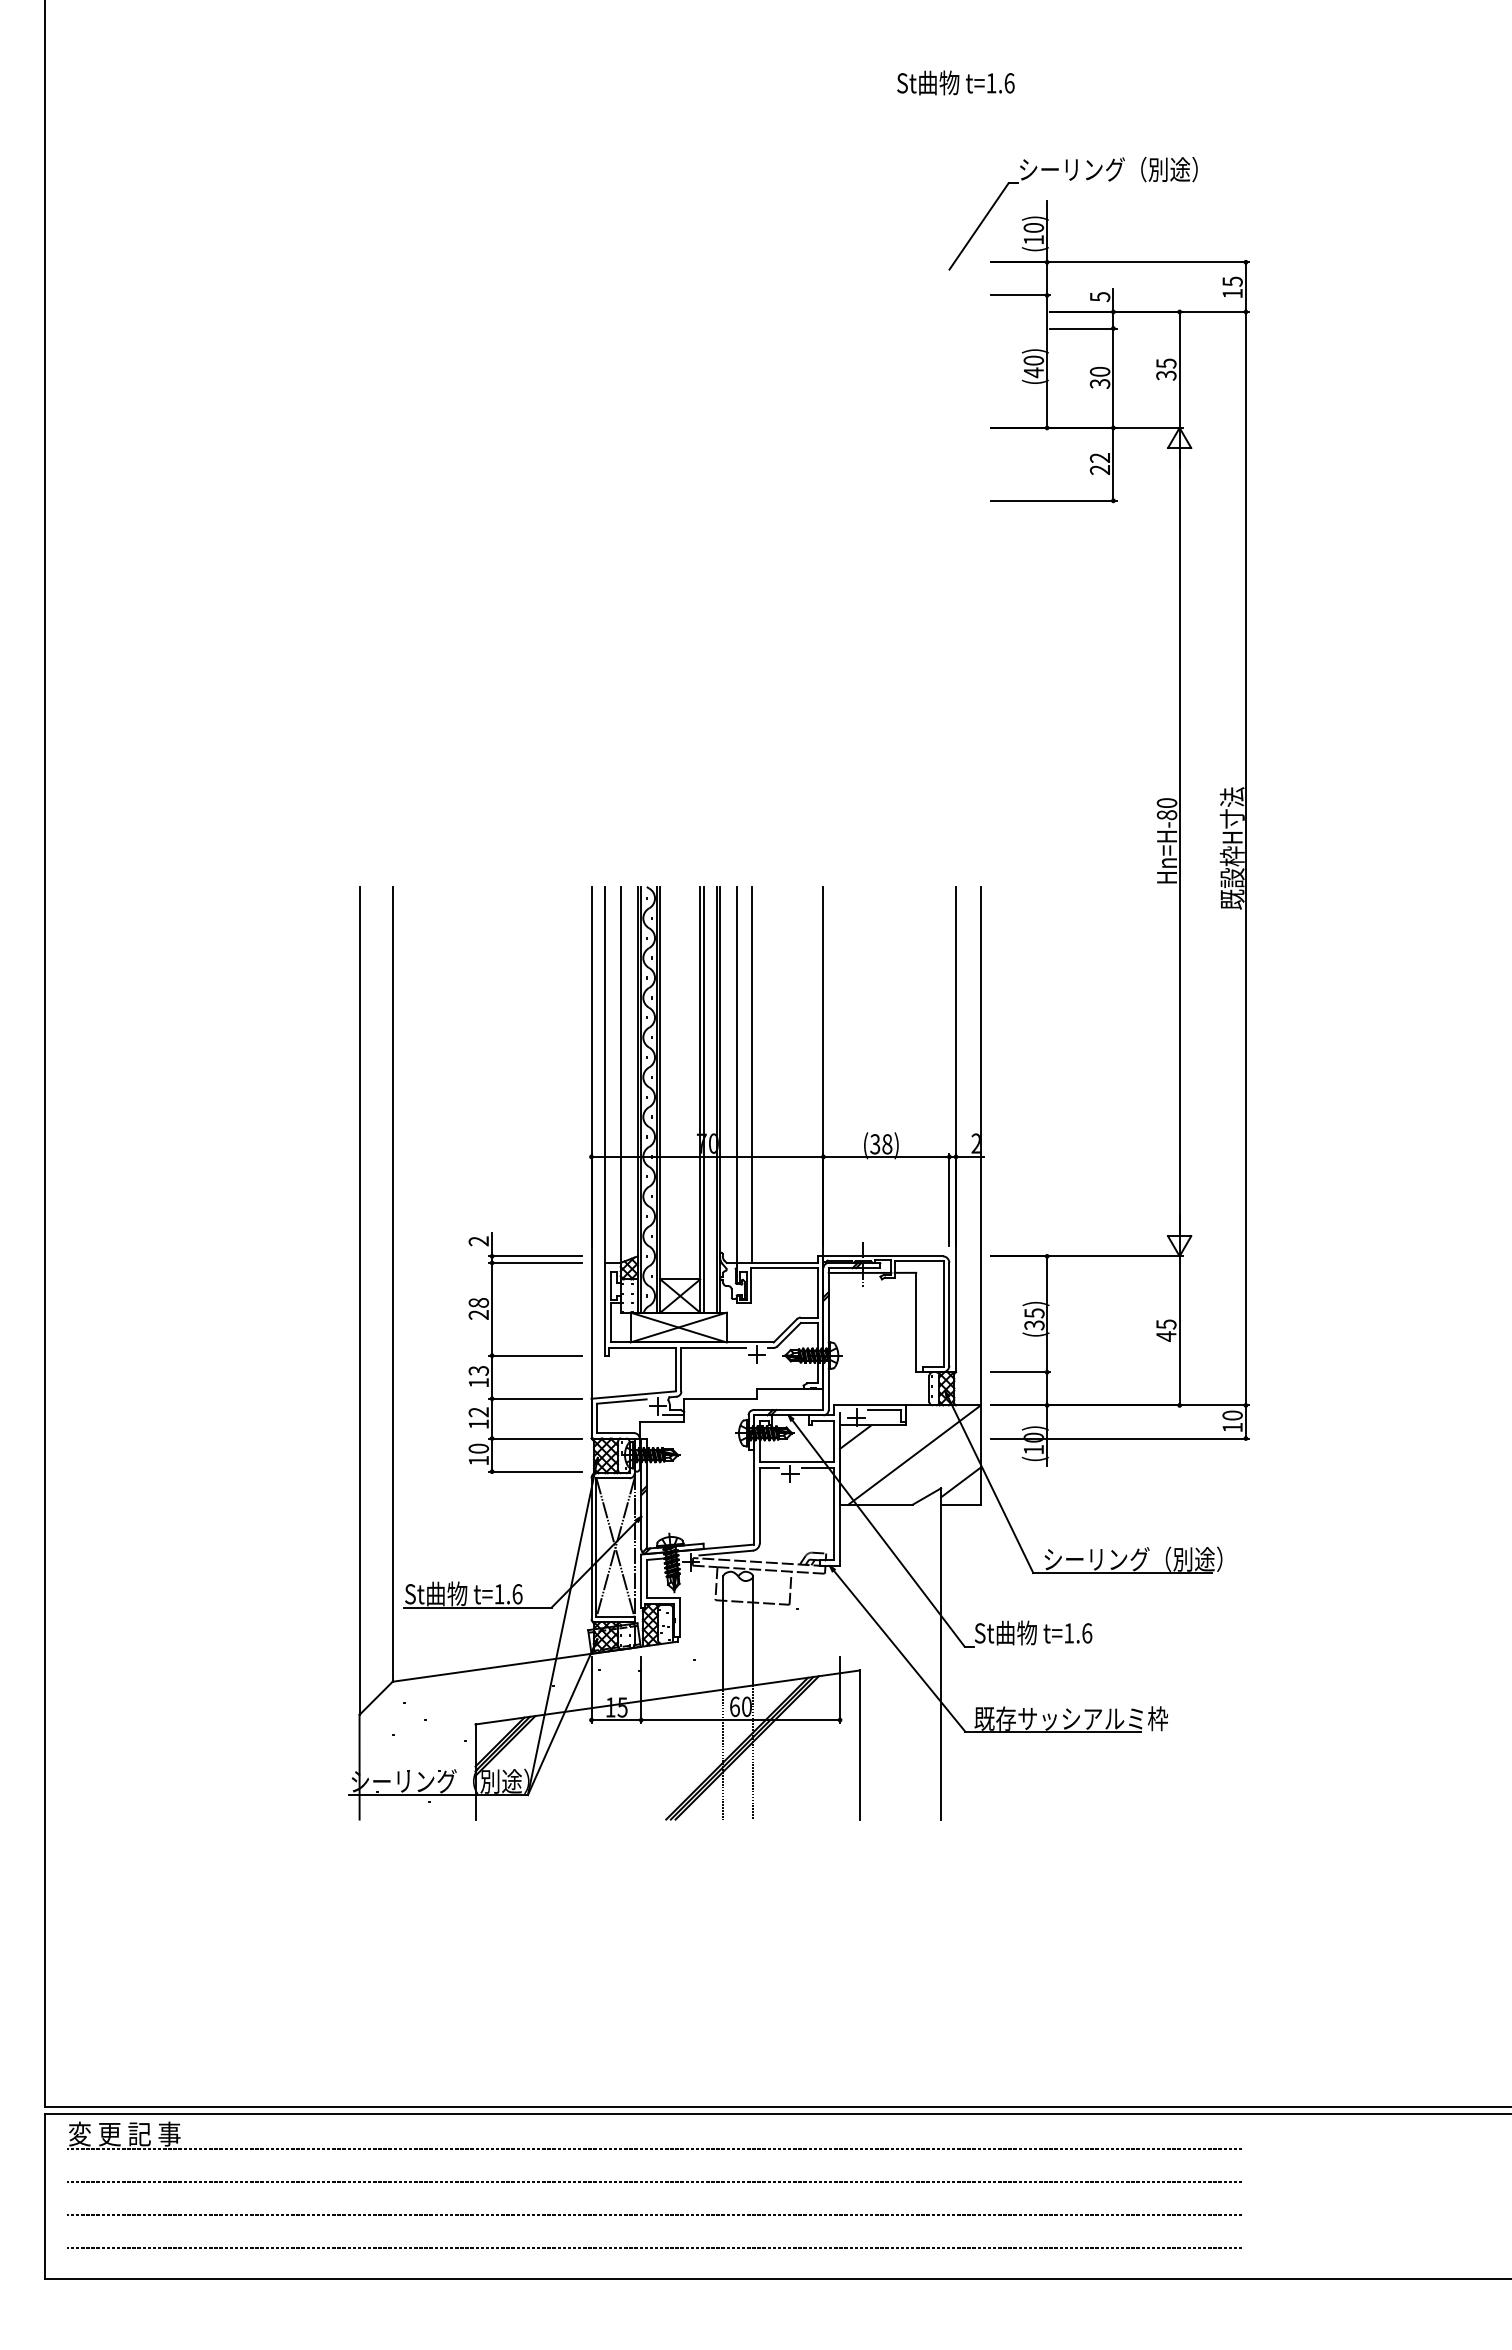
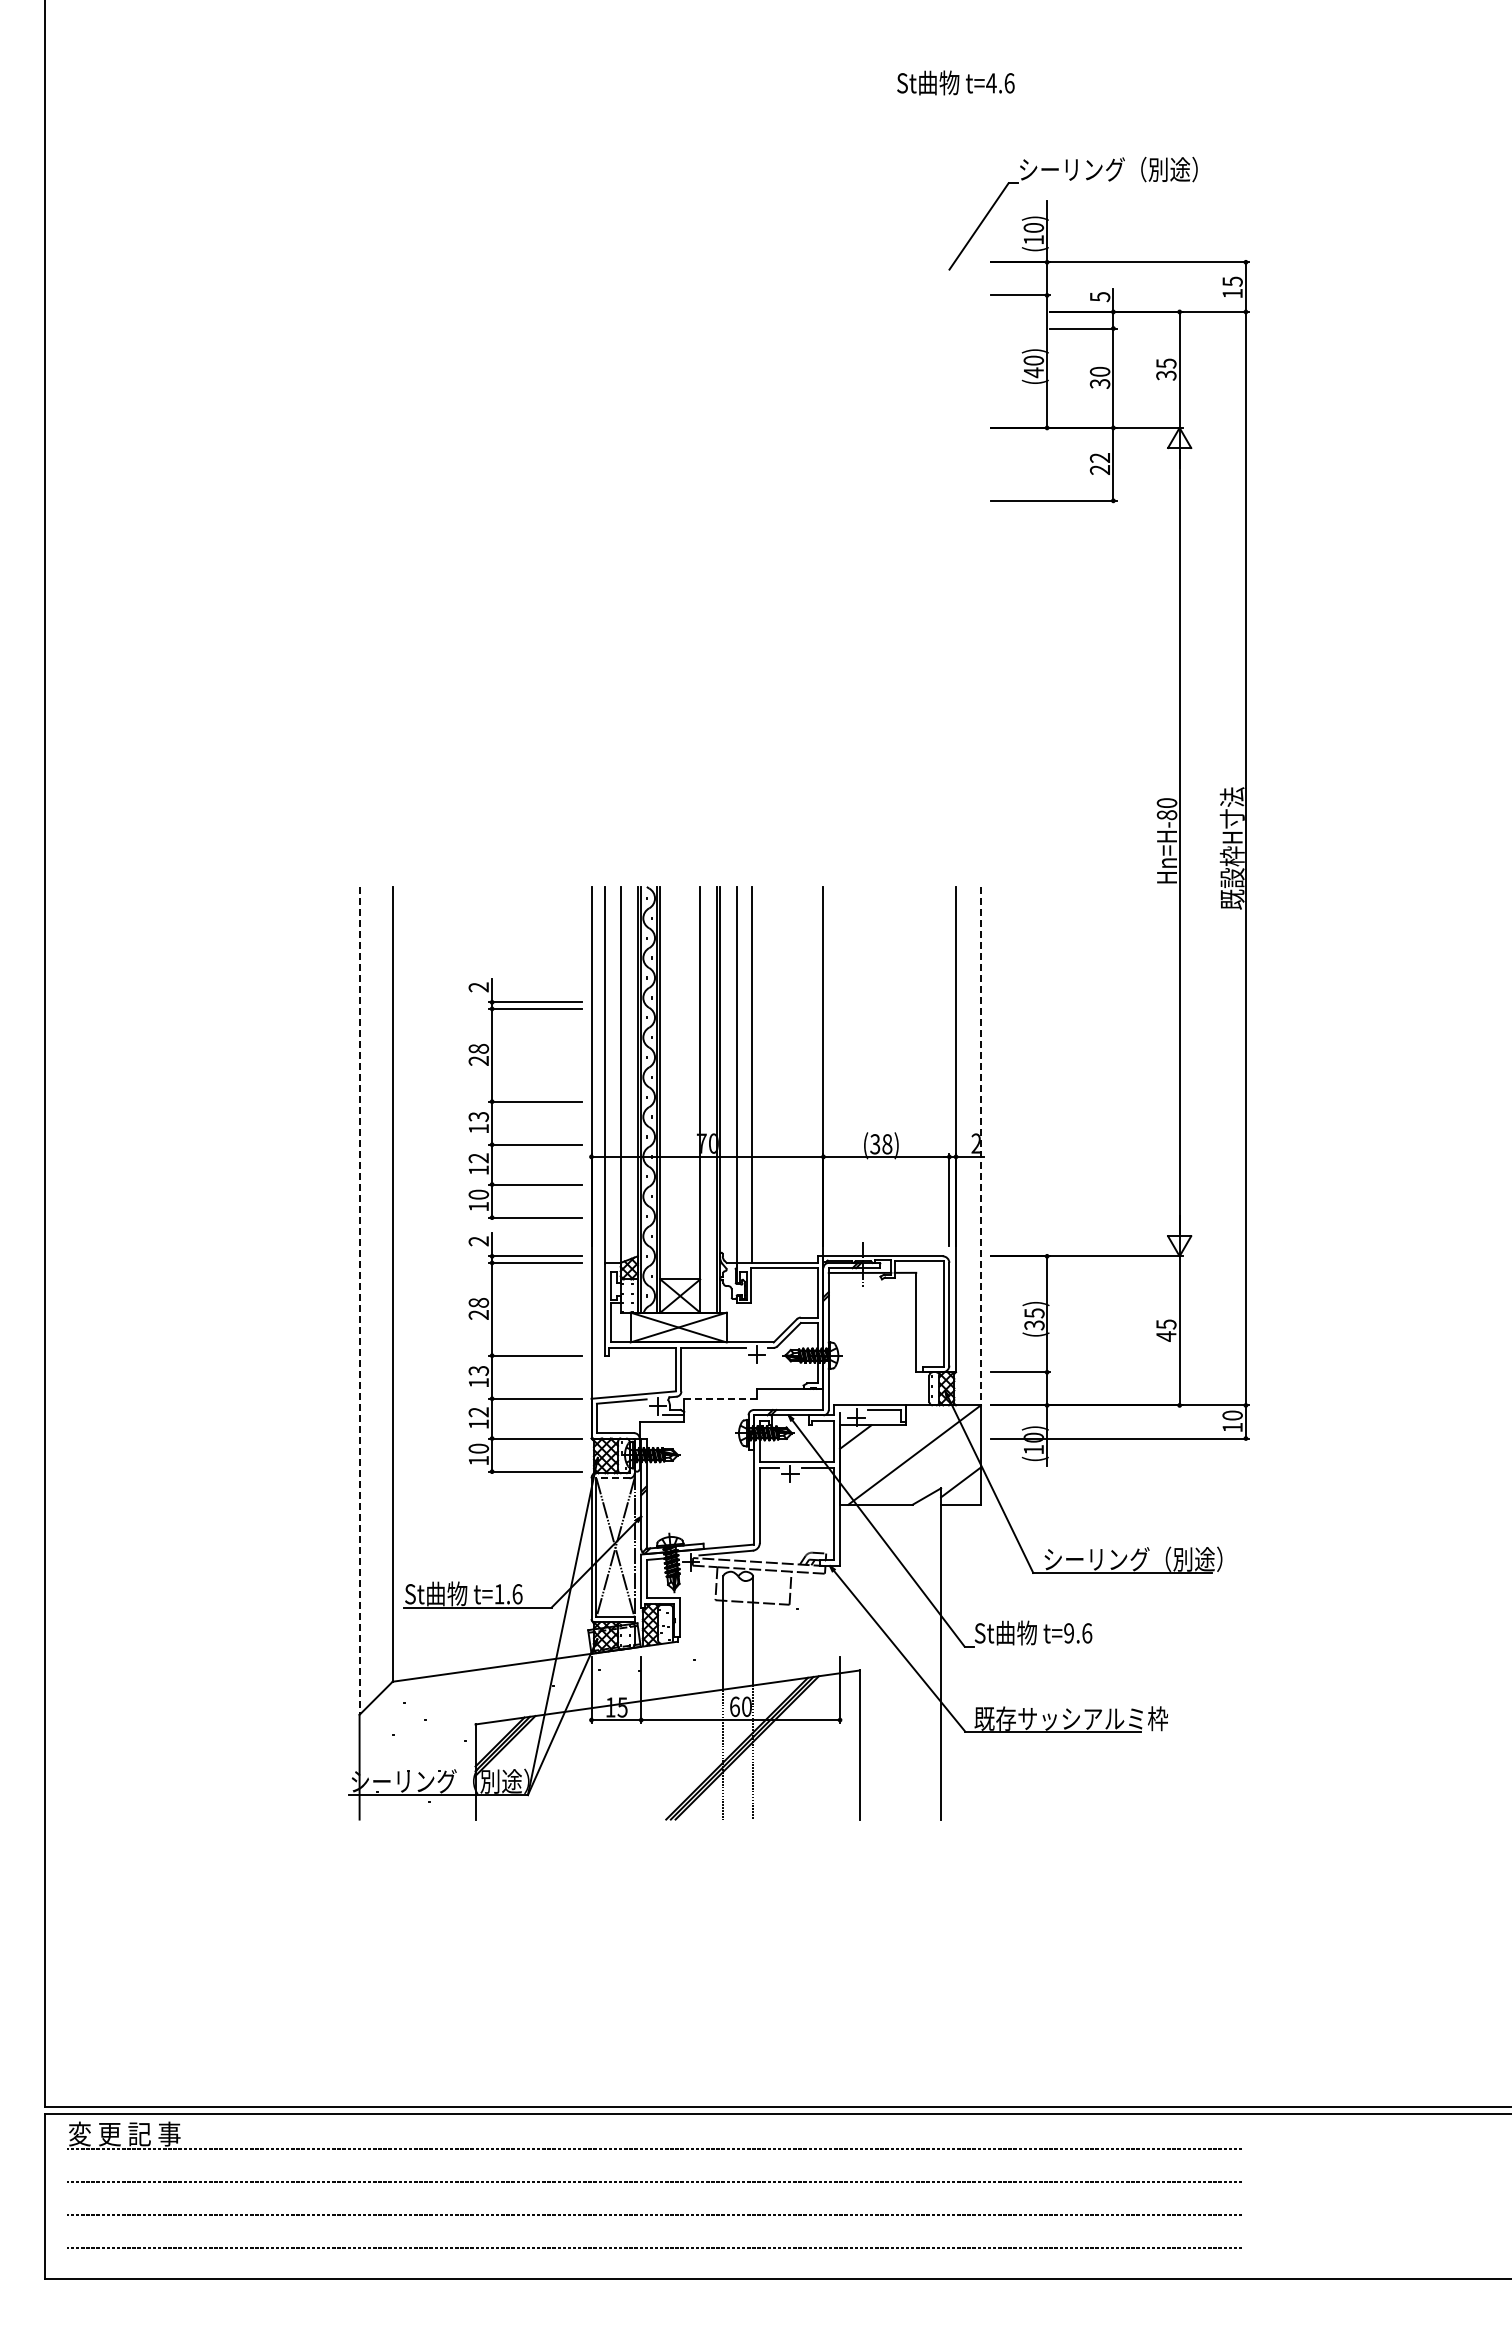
text: t=1.6 -> t=4.6 (991, 83)
part: none -> present (525, 1098)
line: present -> none (703, 1099)
line: solid -> dashed (980, 1146)
line: solid -> dashed (359, 1301)
line: solid -> dashed (720, 1398)
line: solid -> dashed (613, 1478)
text: t=1.6 -> t=9.6 (1068, 1633)
